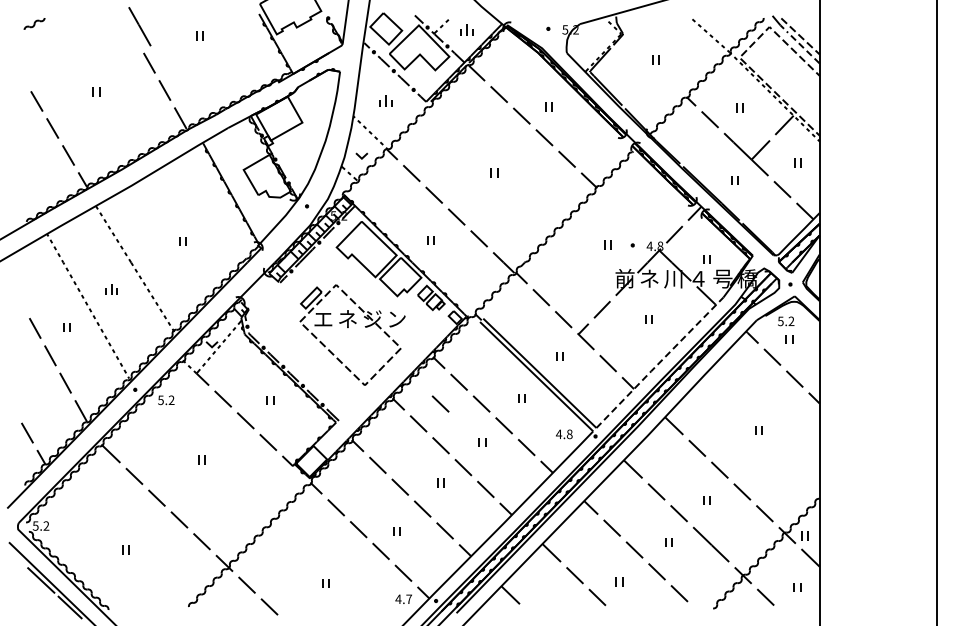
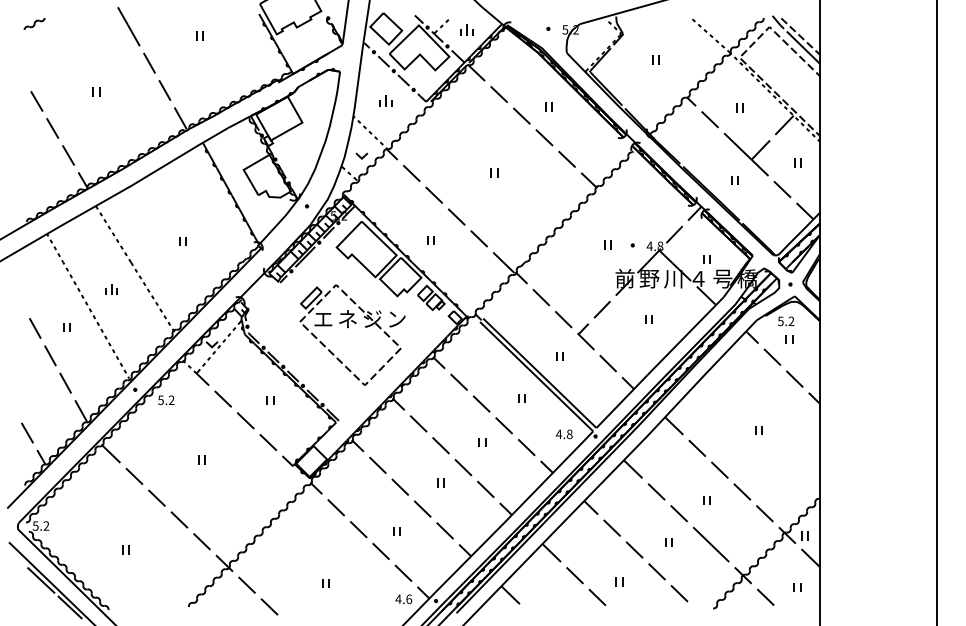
line position: (139, 26) -> (128, 26) (128, 26)
line: dashed -> solid (803, 47)
text: ネ -> 野 (649, 278)
line: dashed -> solid (659, 362)
line: present -> none (440, 403)
text: 4.7 -> 4.6 (409, 599)
